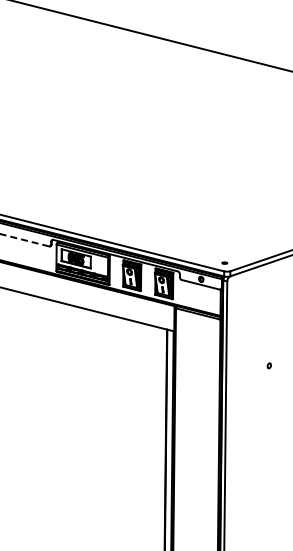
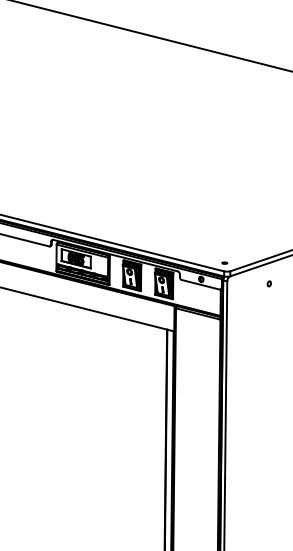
line: dashed -> solid (24, 240)
part position: (268, 365) -> (268, 283) (268, 283)
